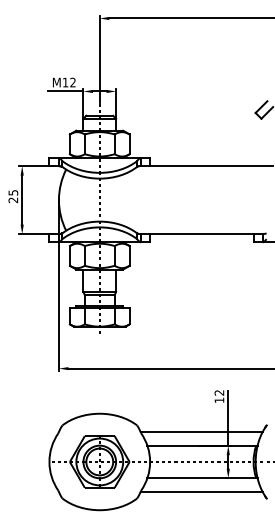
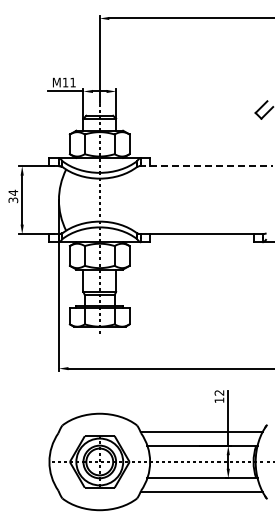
text: M12 -> M11 (72, 82)
line: solid -> dashed (205, 166)
text: 25 -> 34 (13, 196)
